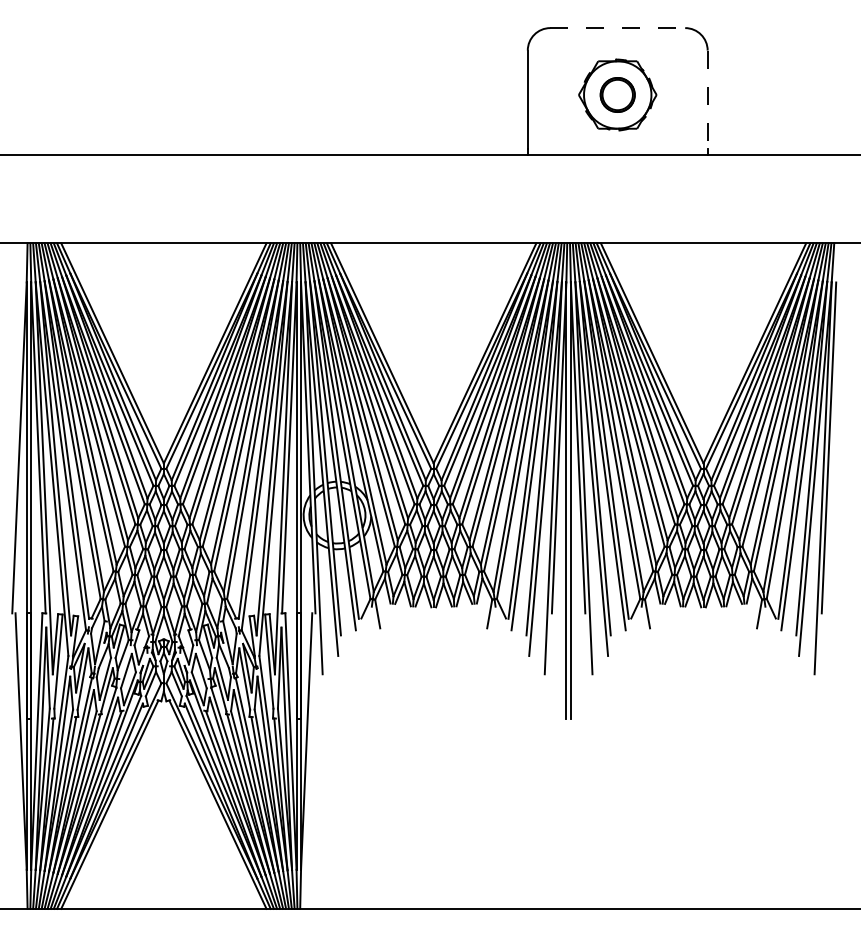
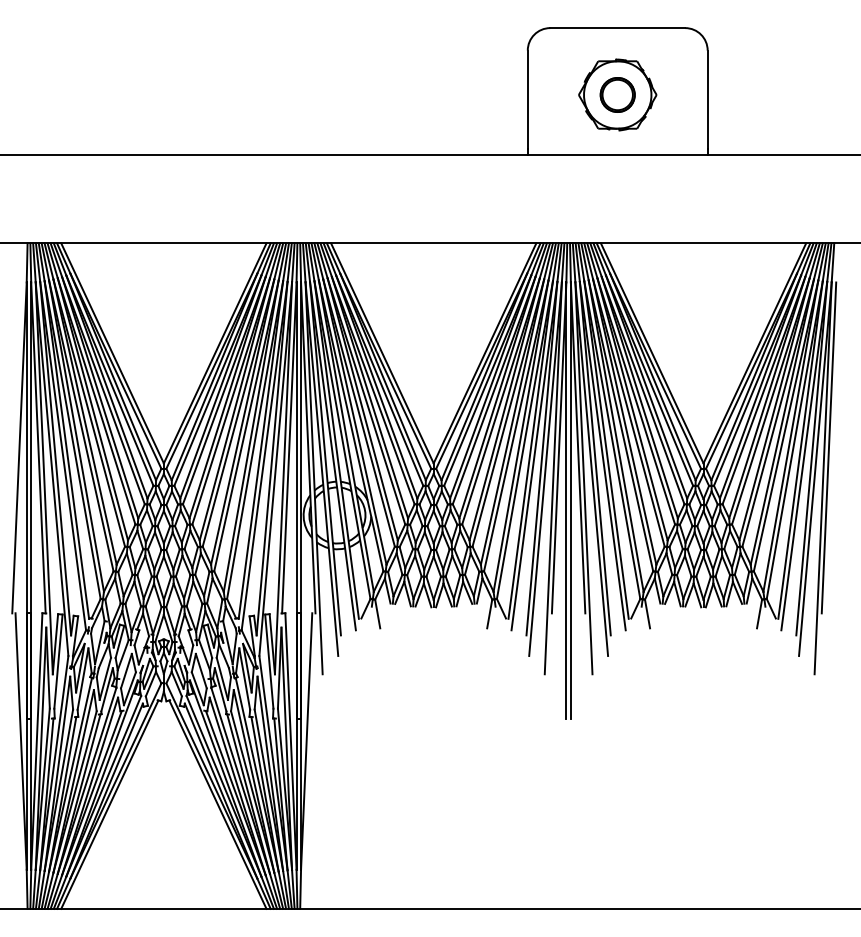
line: dashed -> solid (618, 28)
line: dashed -> solid (707, 100)
